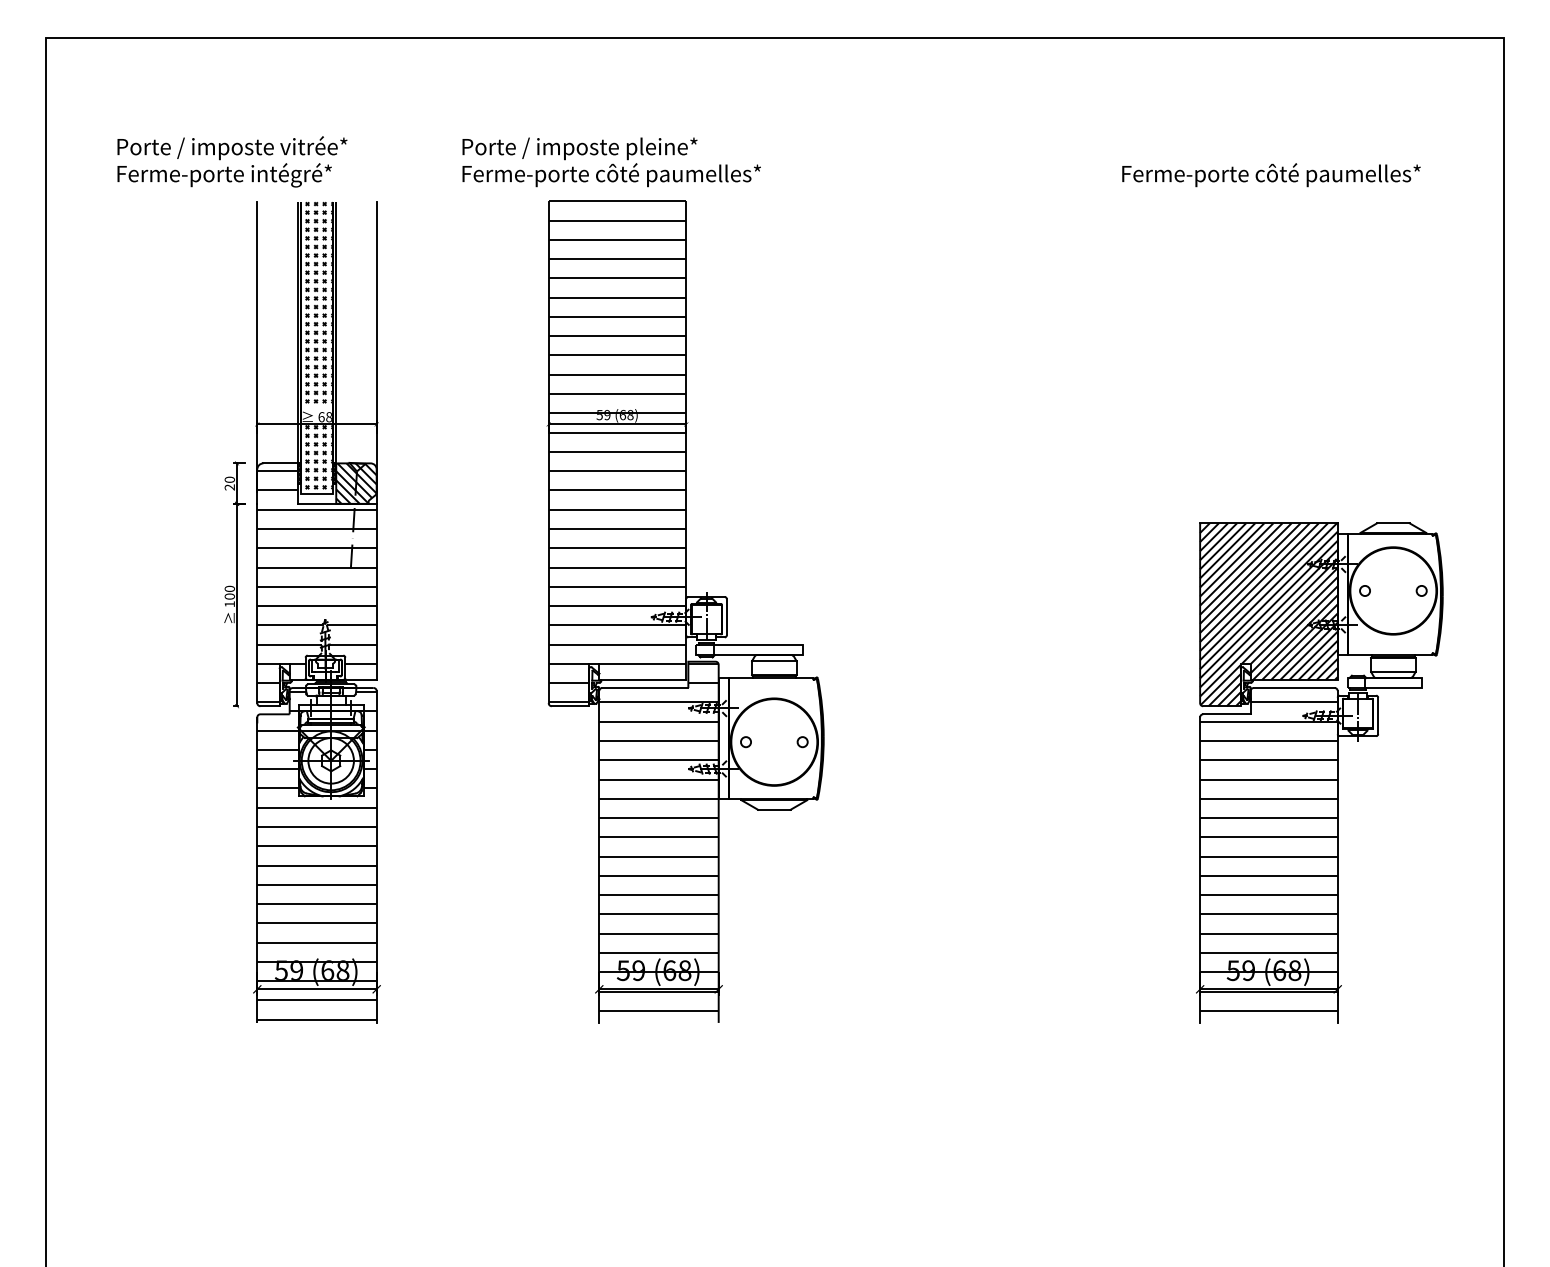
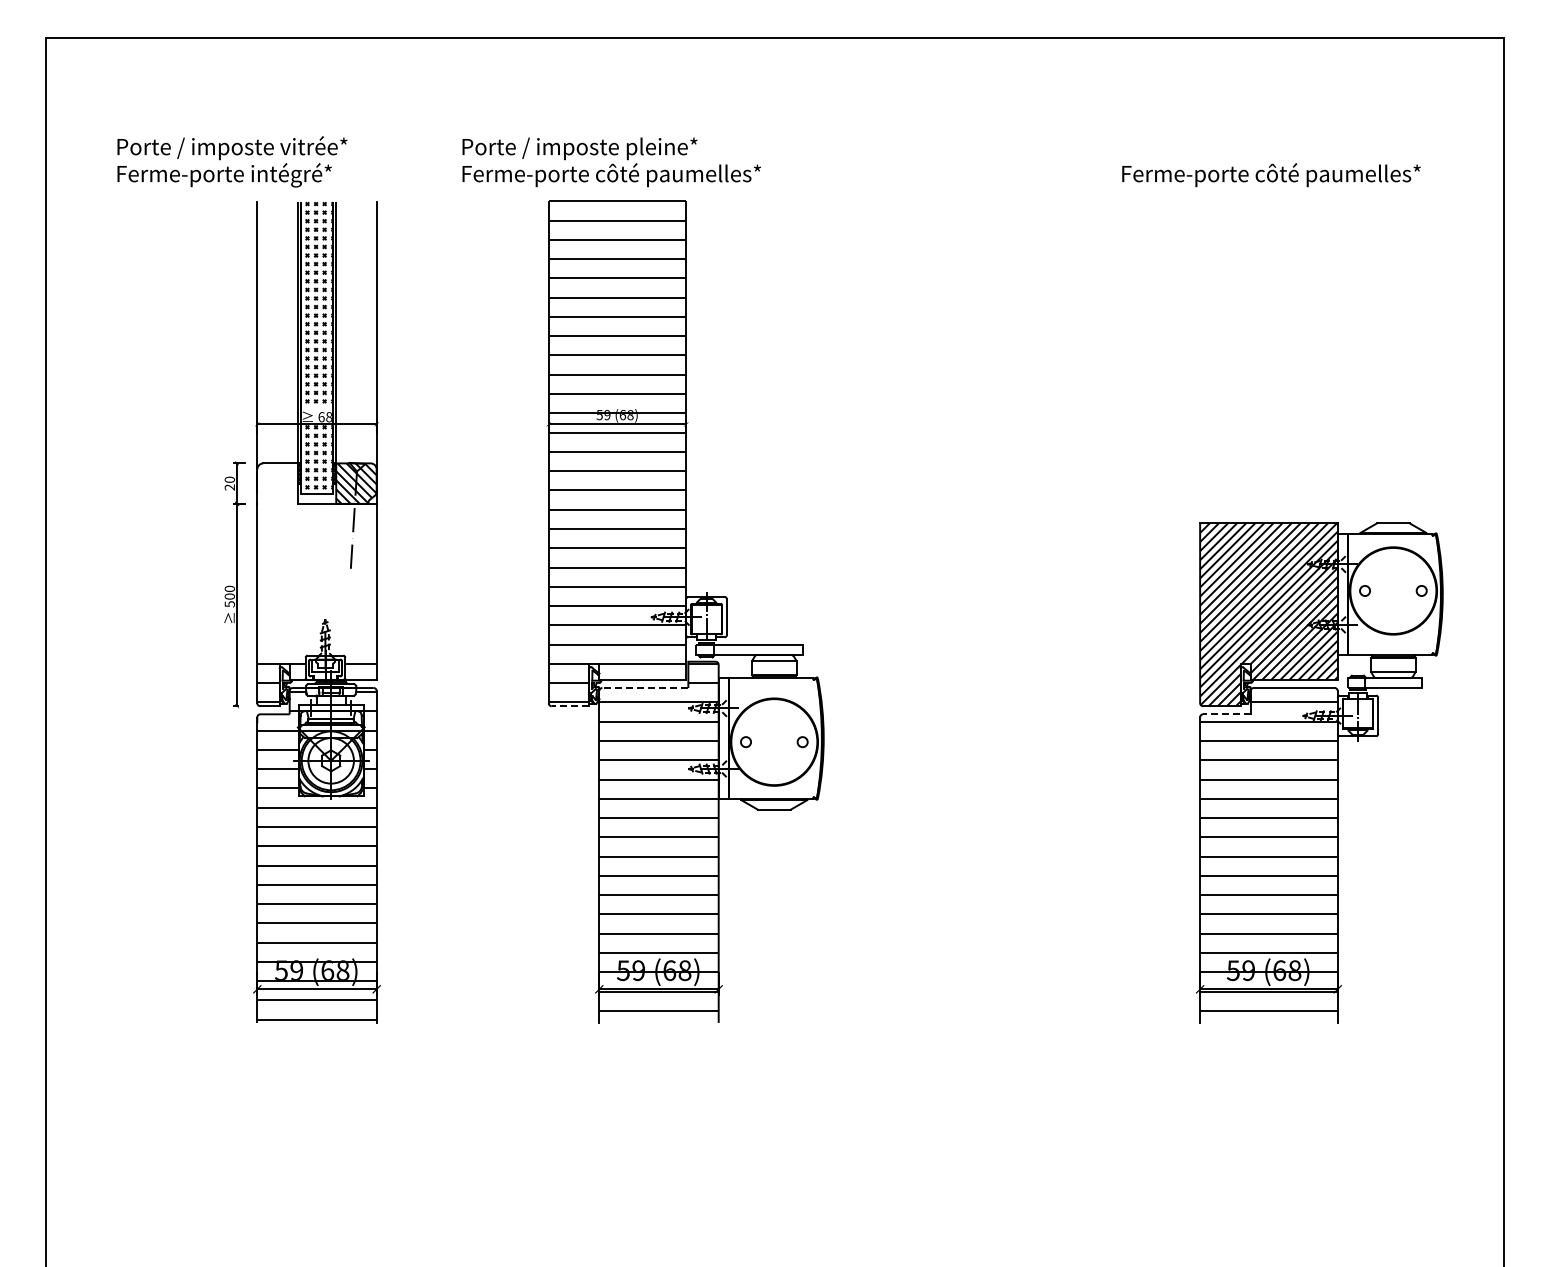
hatch: present -> none (316, 557)
text: 100 -> 500 (229, 604)
line: solid -> dashed (644, 688)
line: solid -> dashed (570, 706)
line: solid -> dashed (1226, 714)
